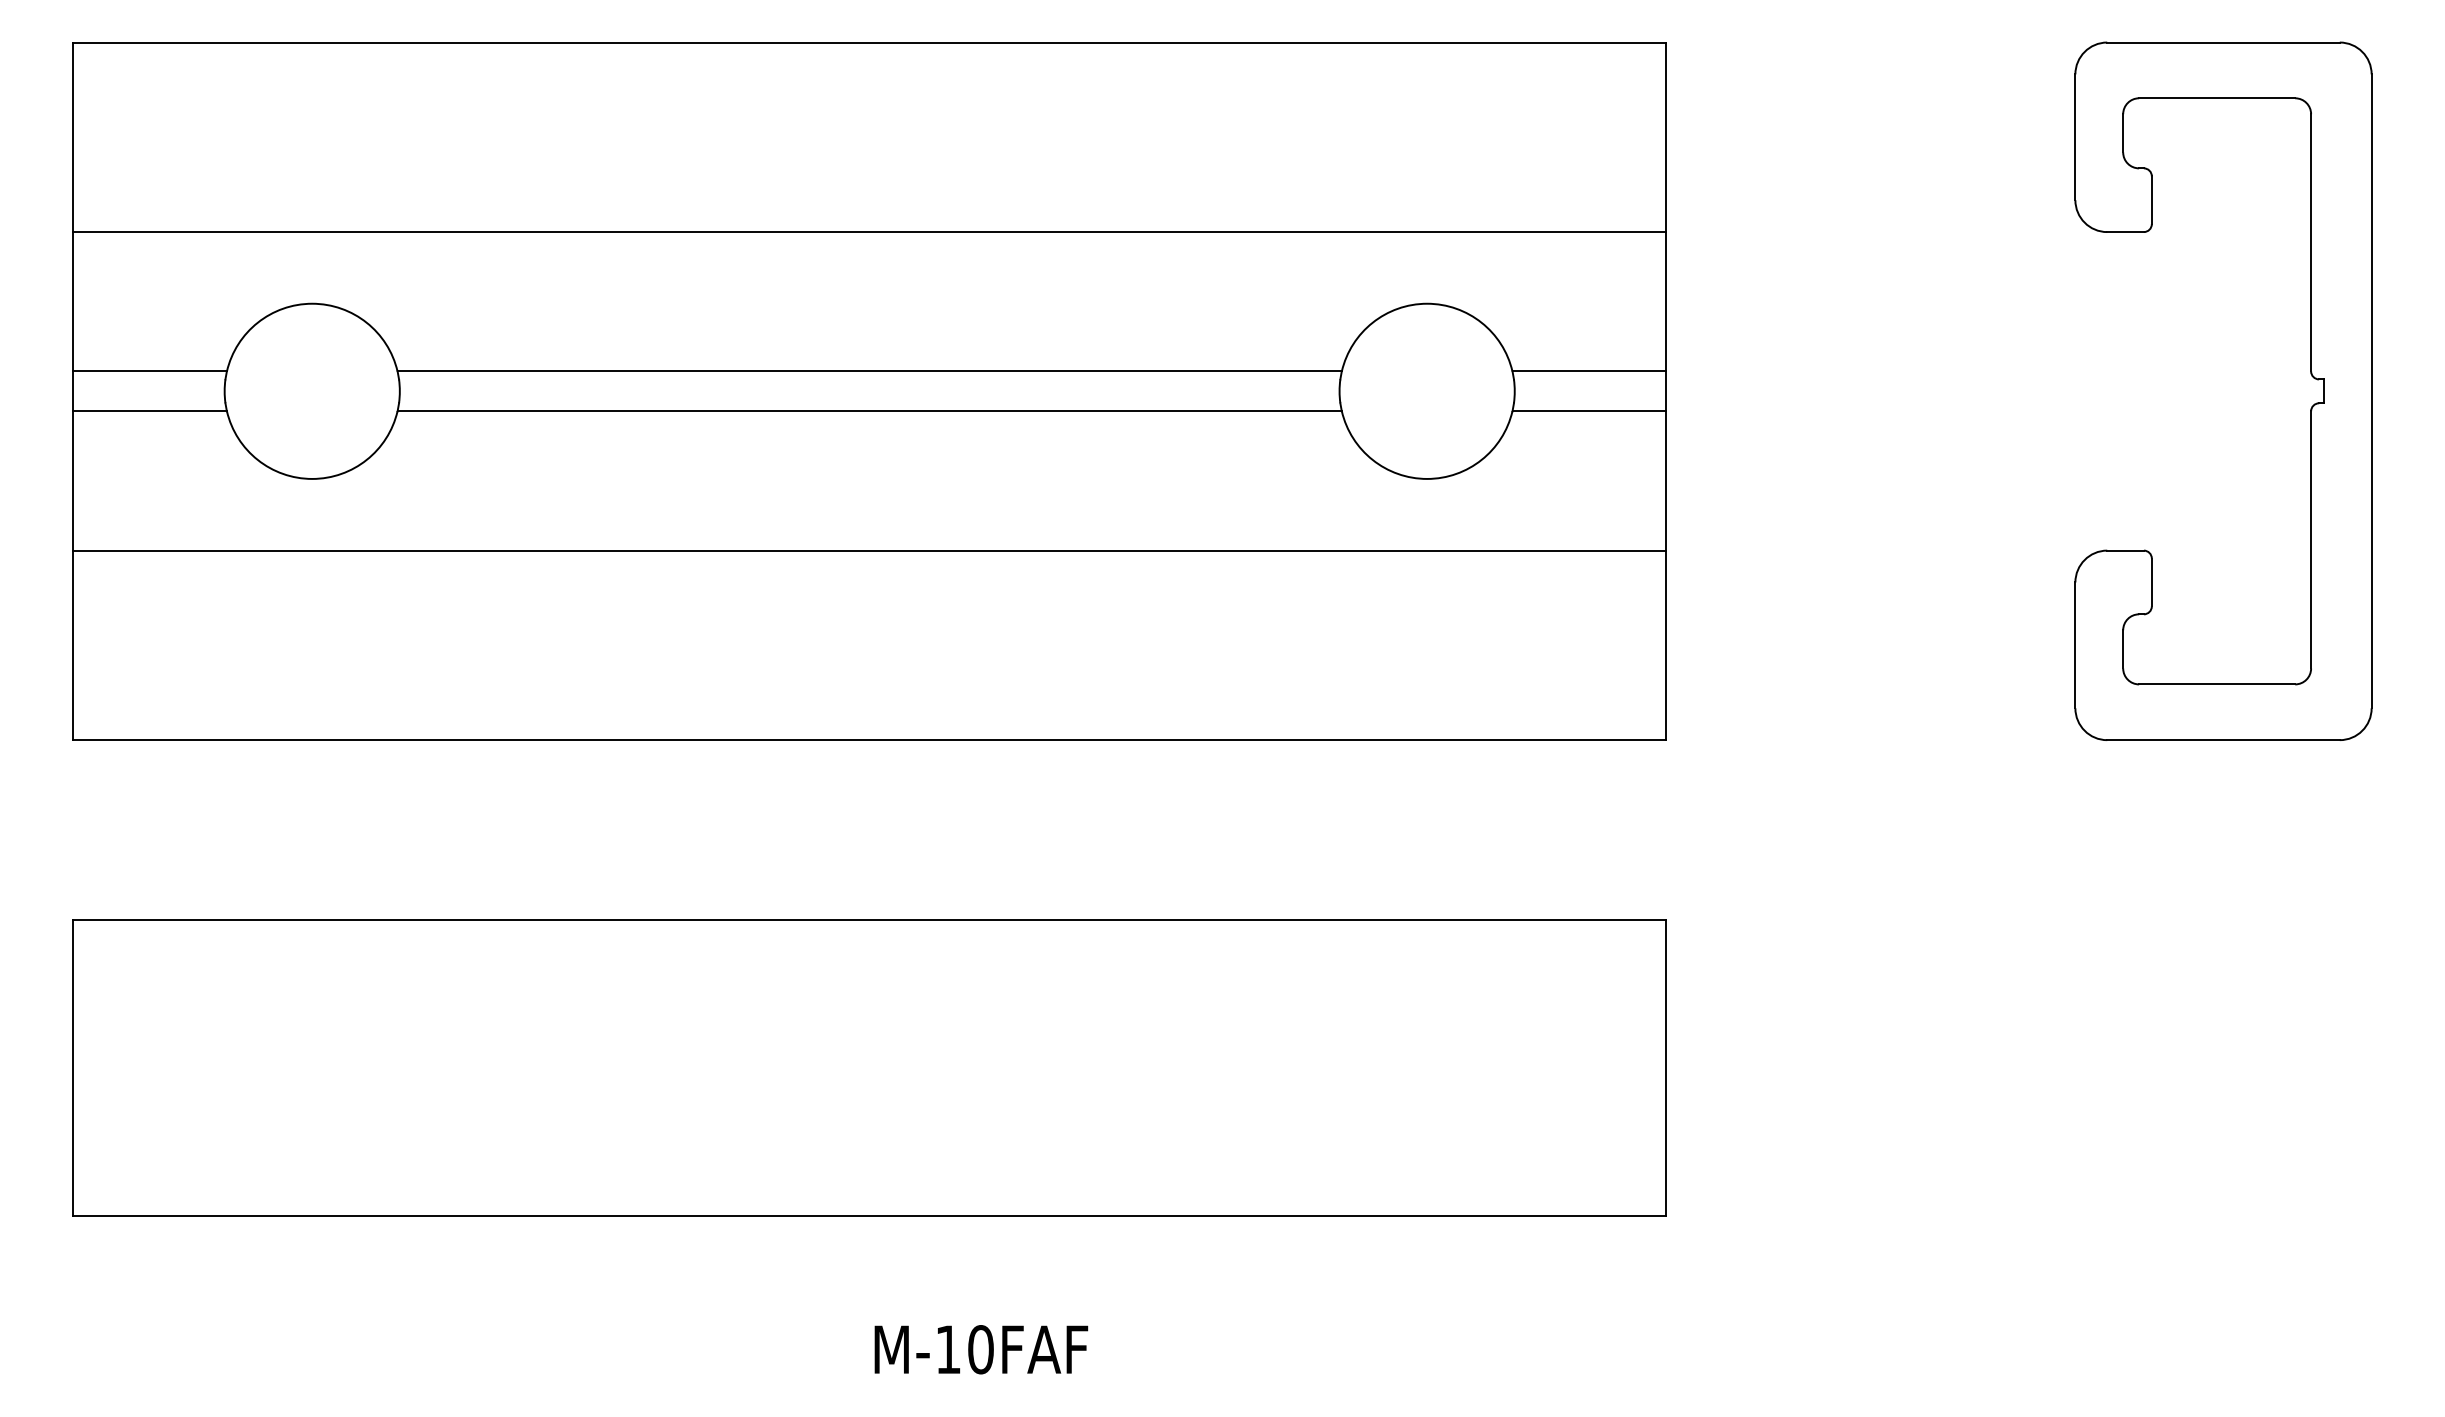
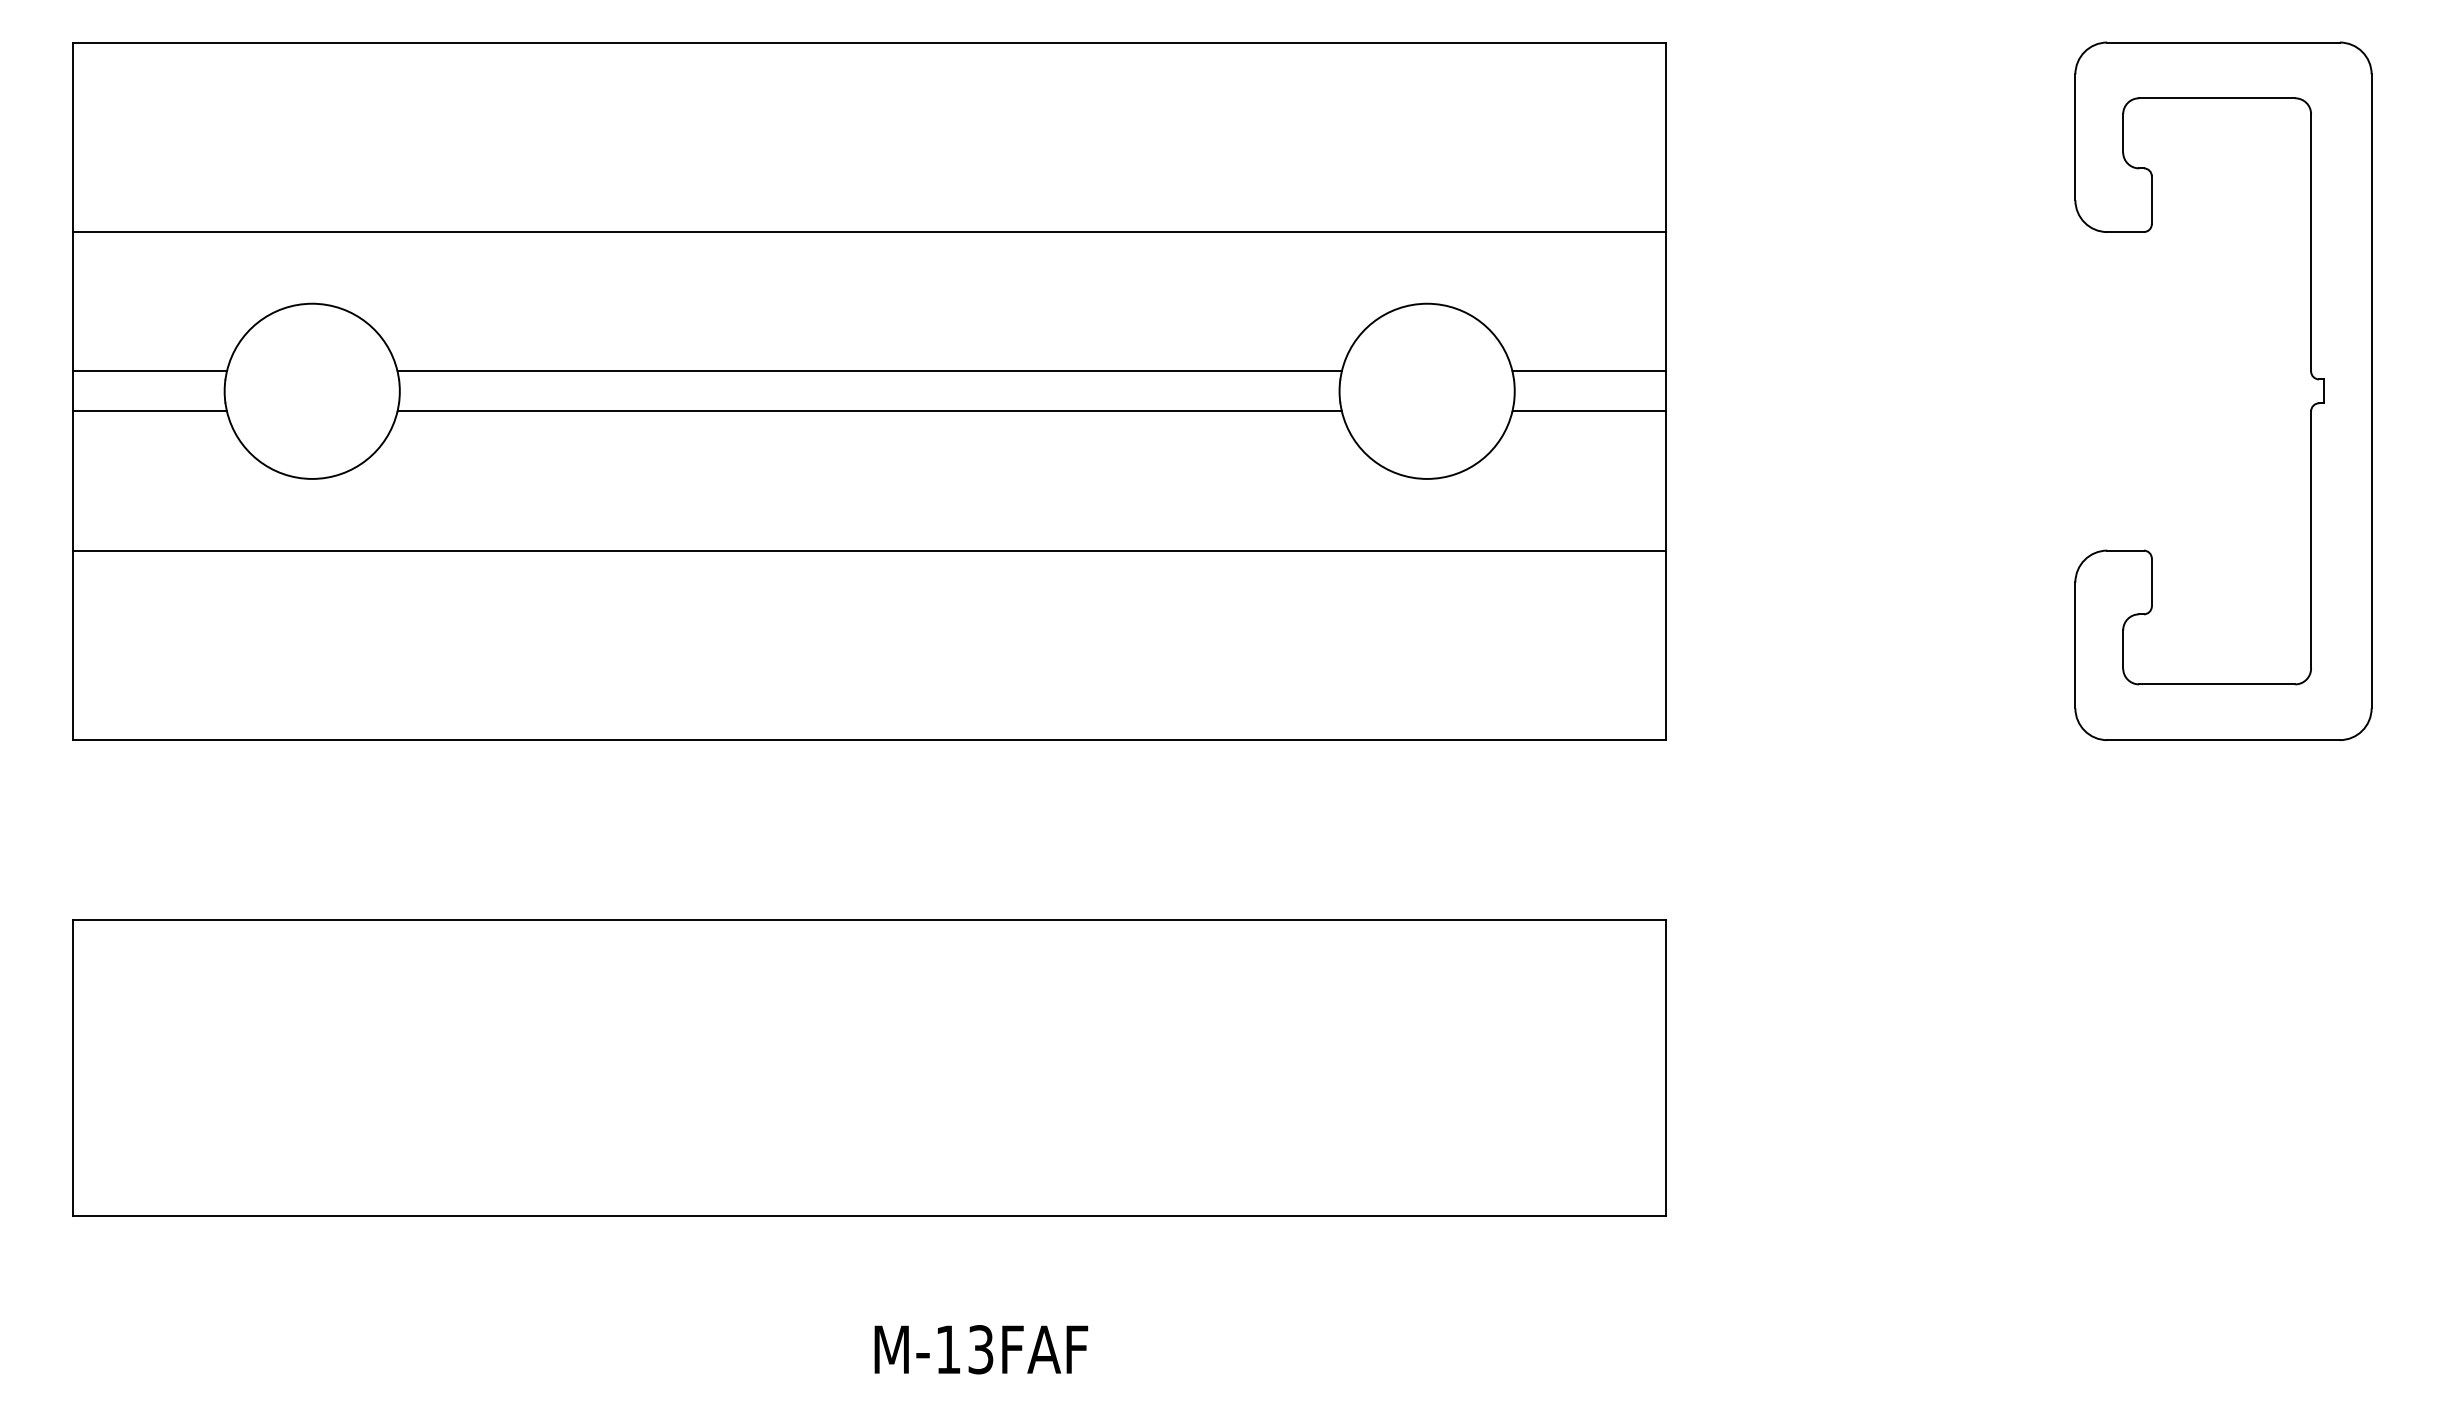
text: M-10FAF -> M-13FAF (980, 1349)
